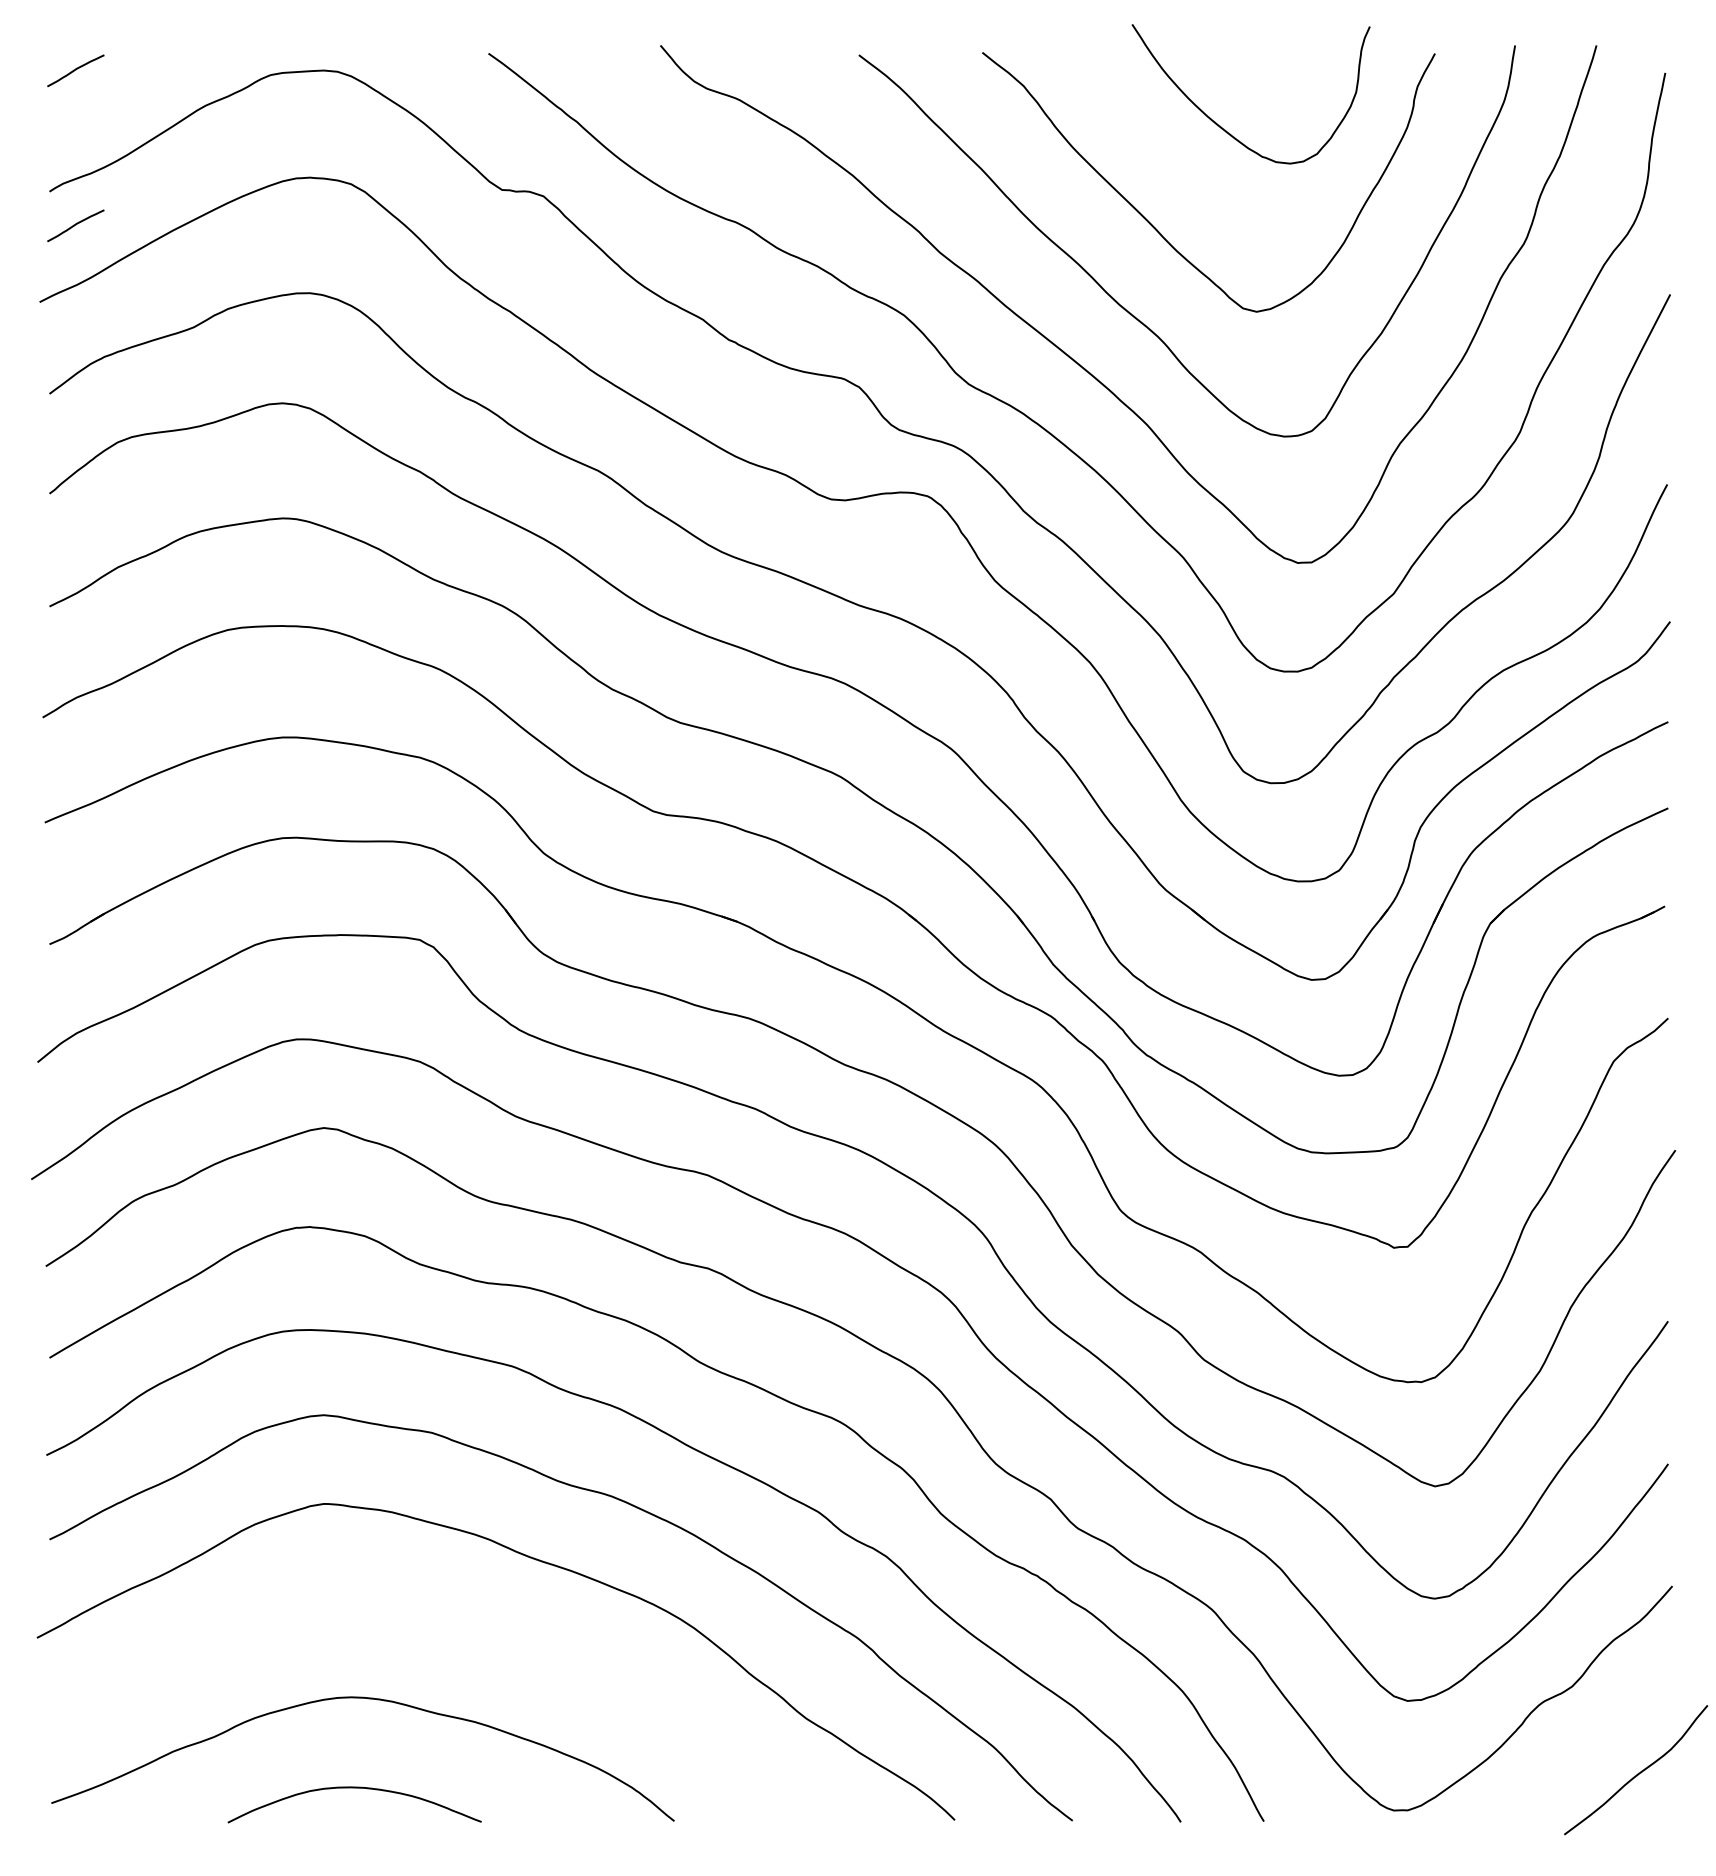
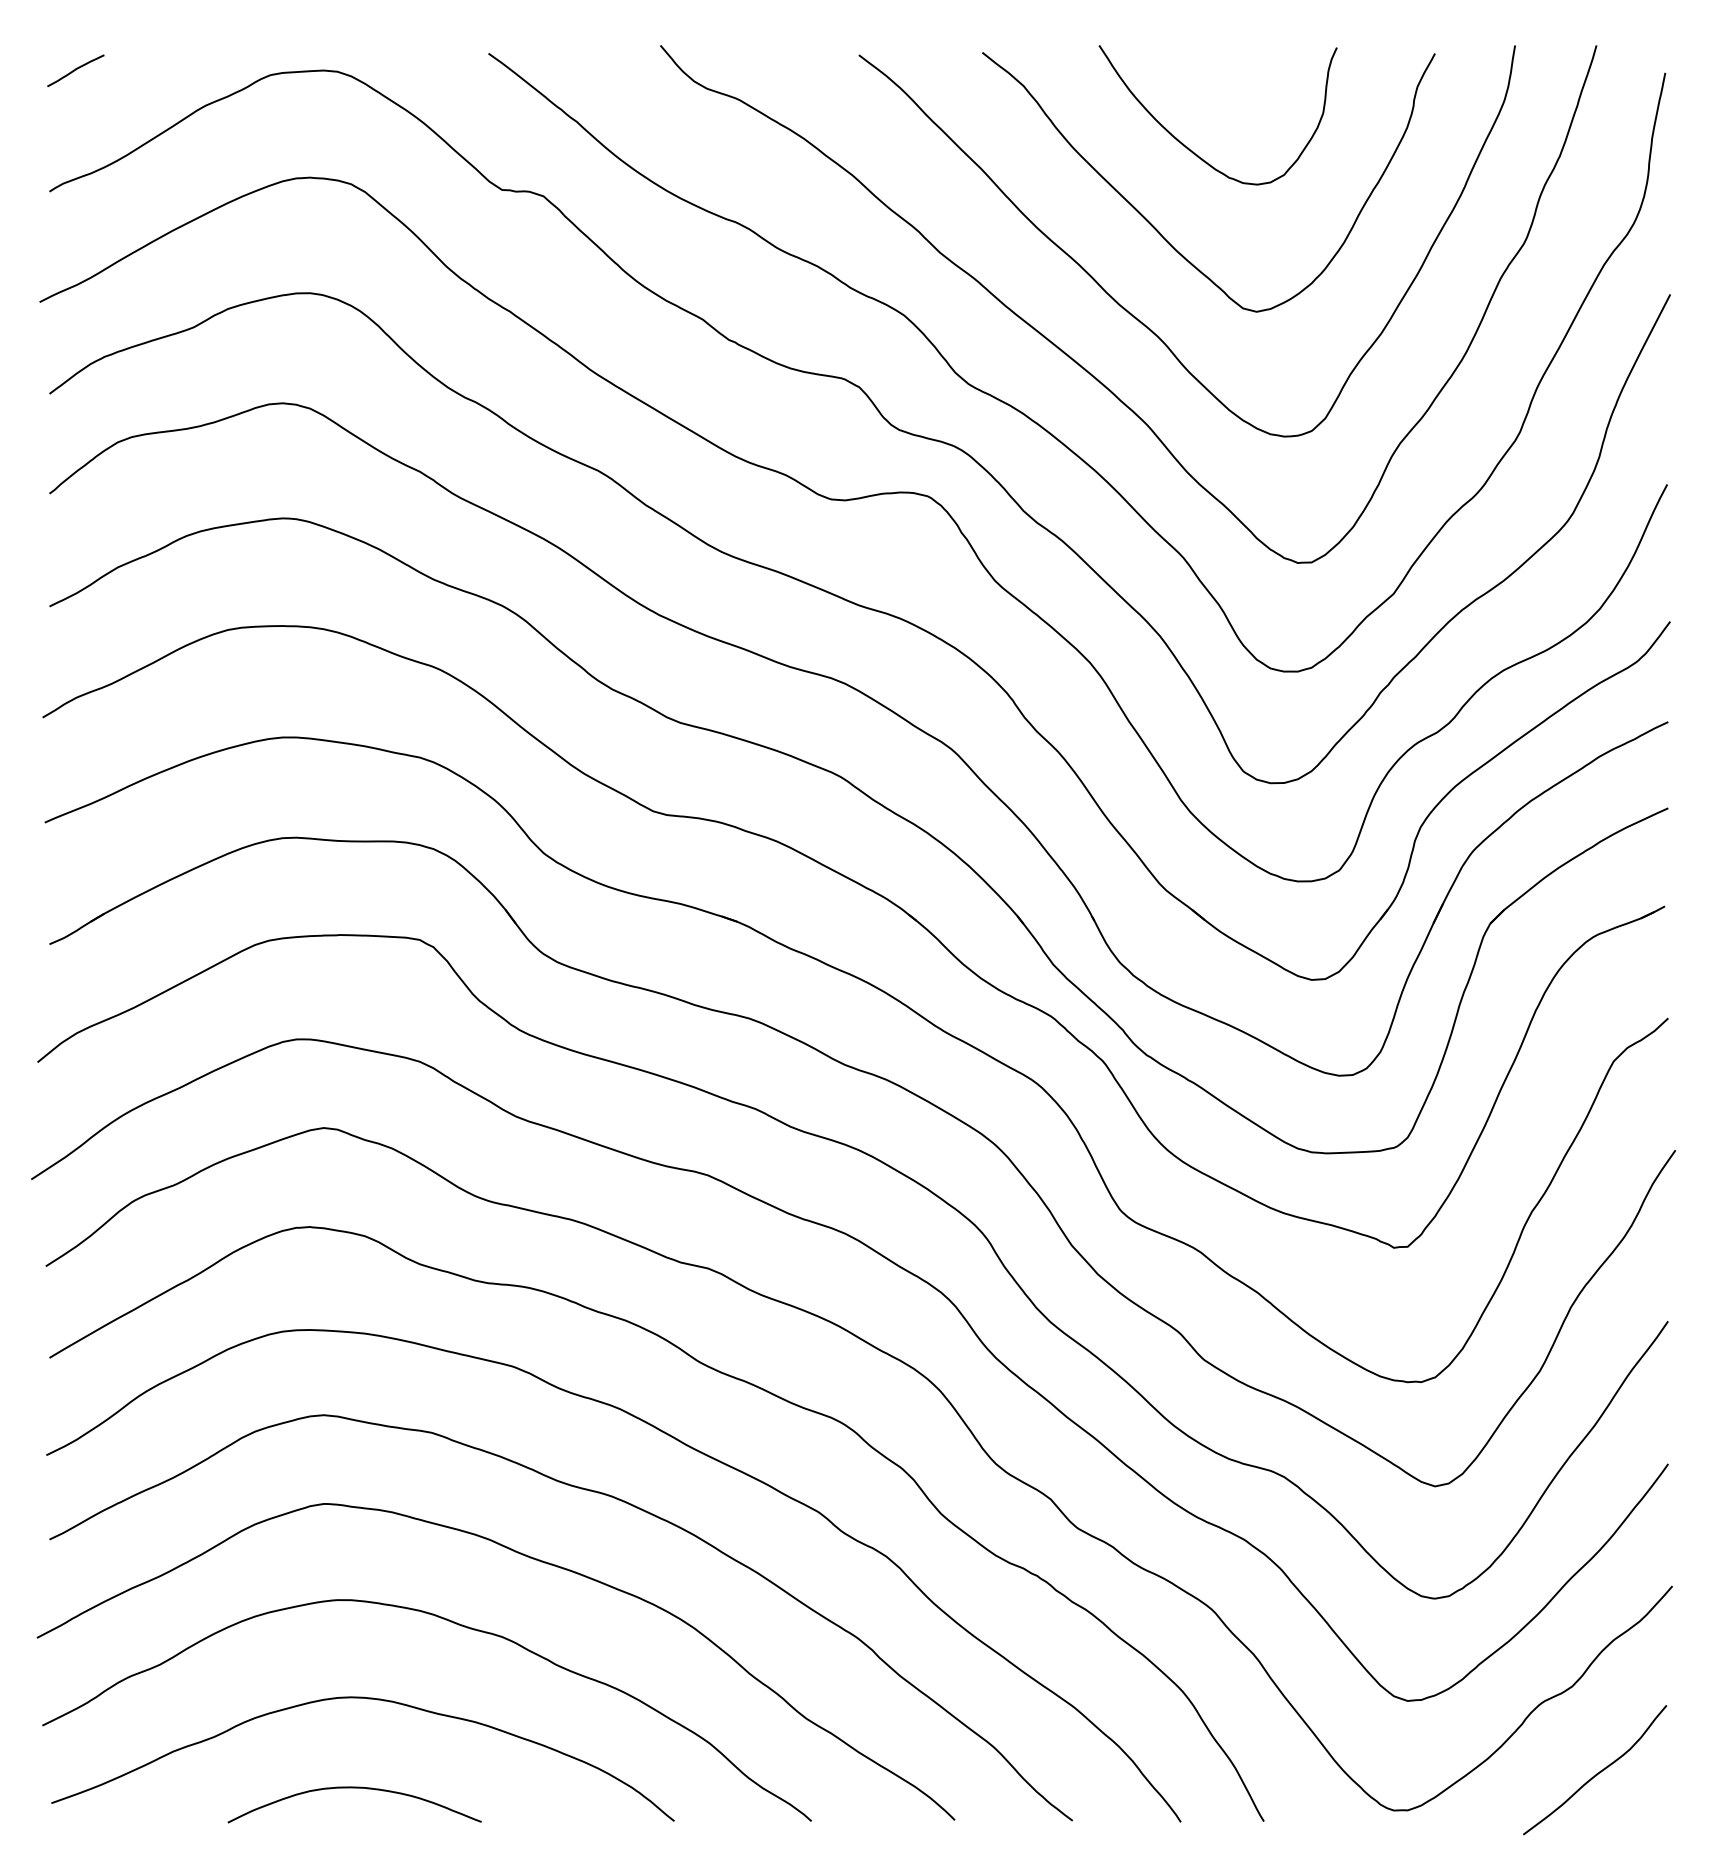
curve position: (1225, 129) -> (1192, 150) (1192, 150)
curve: present -> none (75, 225)
curve: none -> present (458, 1625)
curve position: (1637, 1773) -> (1596, 1773) (1596, 1773)
